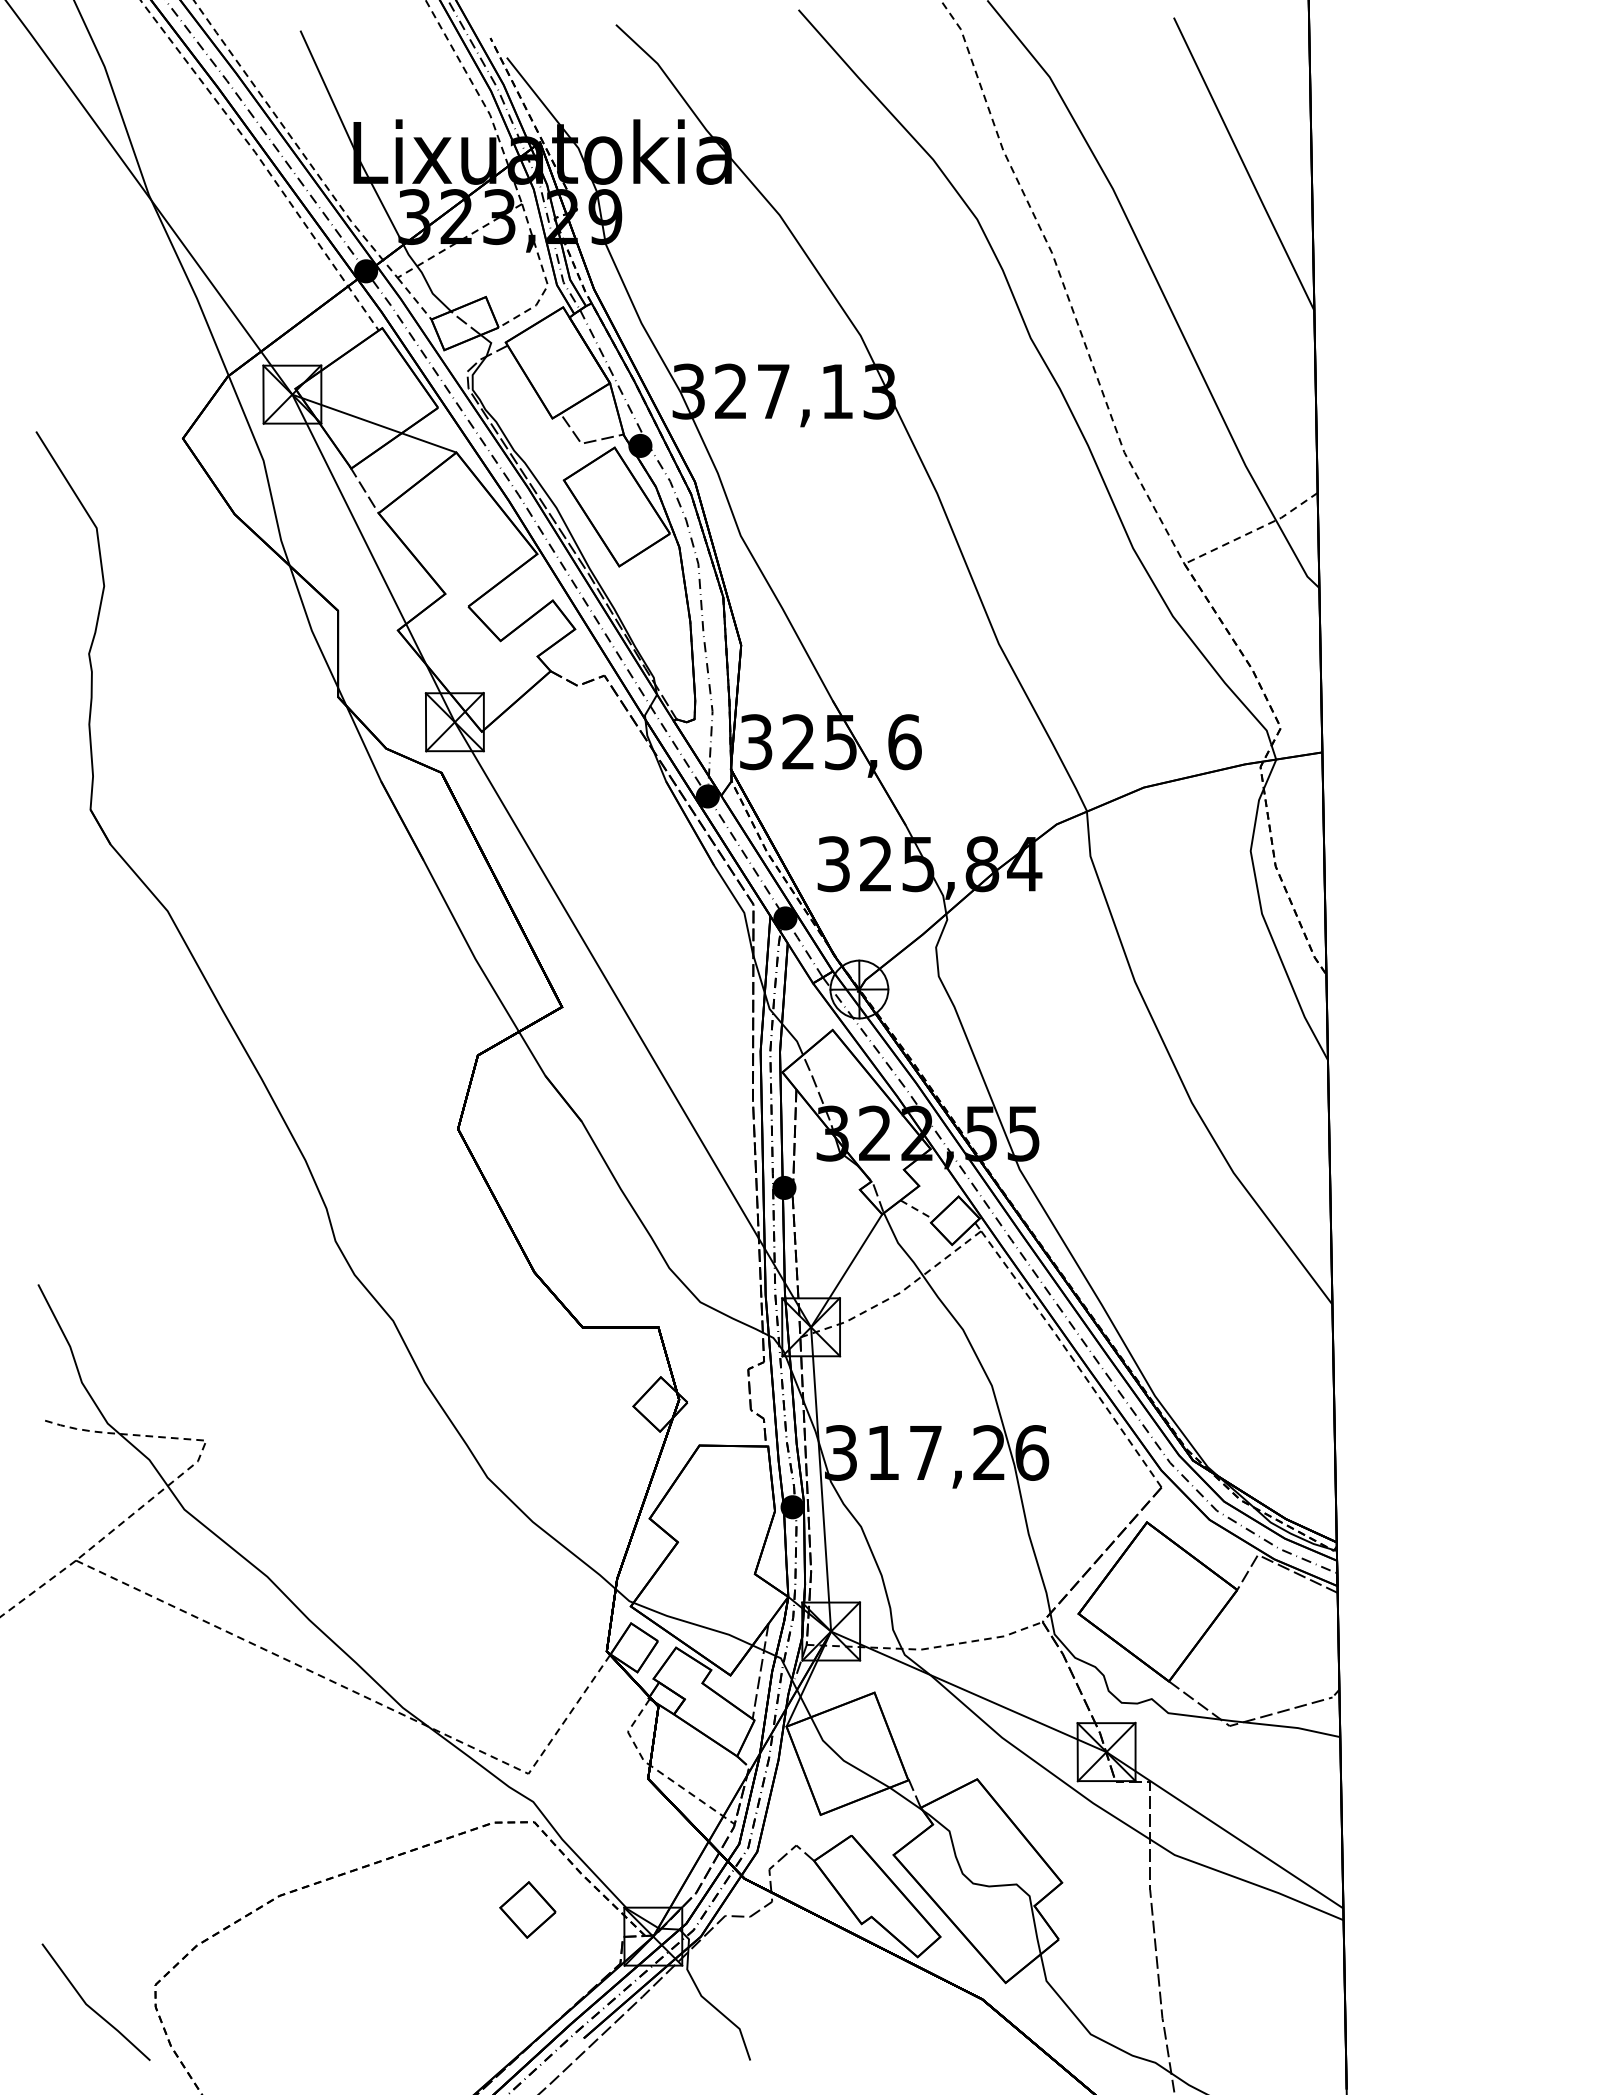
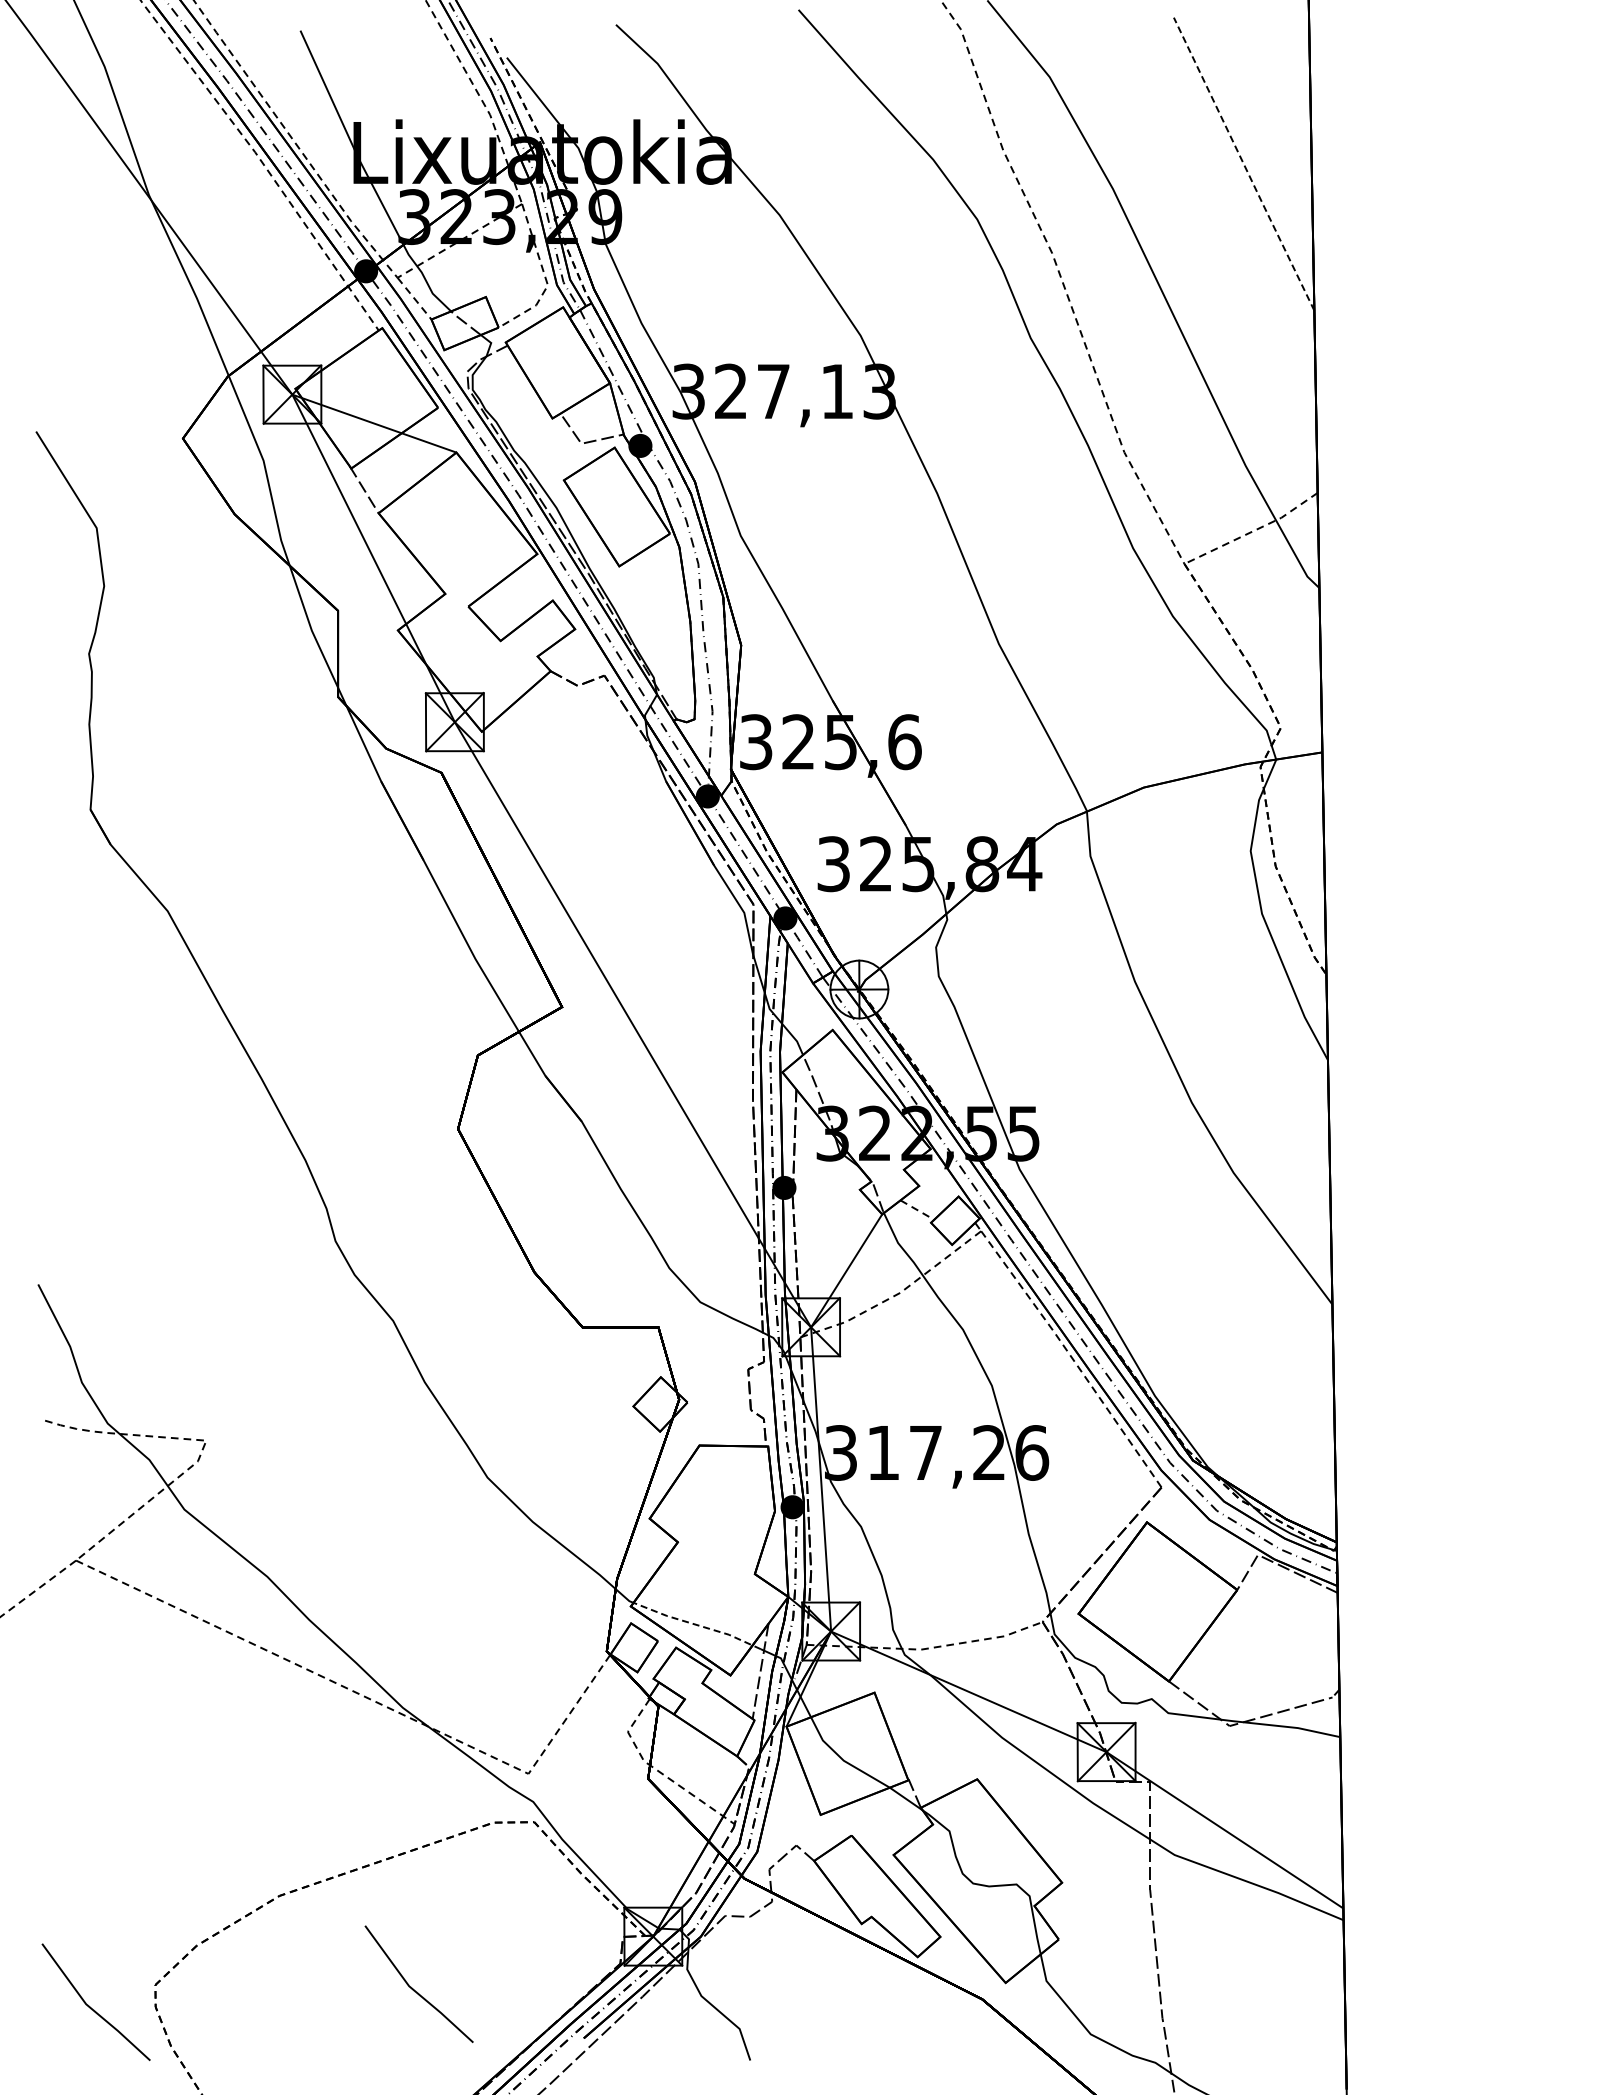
line: solid -> dashed (1244, 164)
line: solid -> dashed (697, 1625)
part: present -> none (527, 1909)
line: none -> present (413, 1988)
